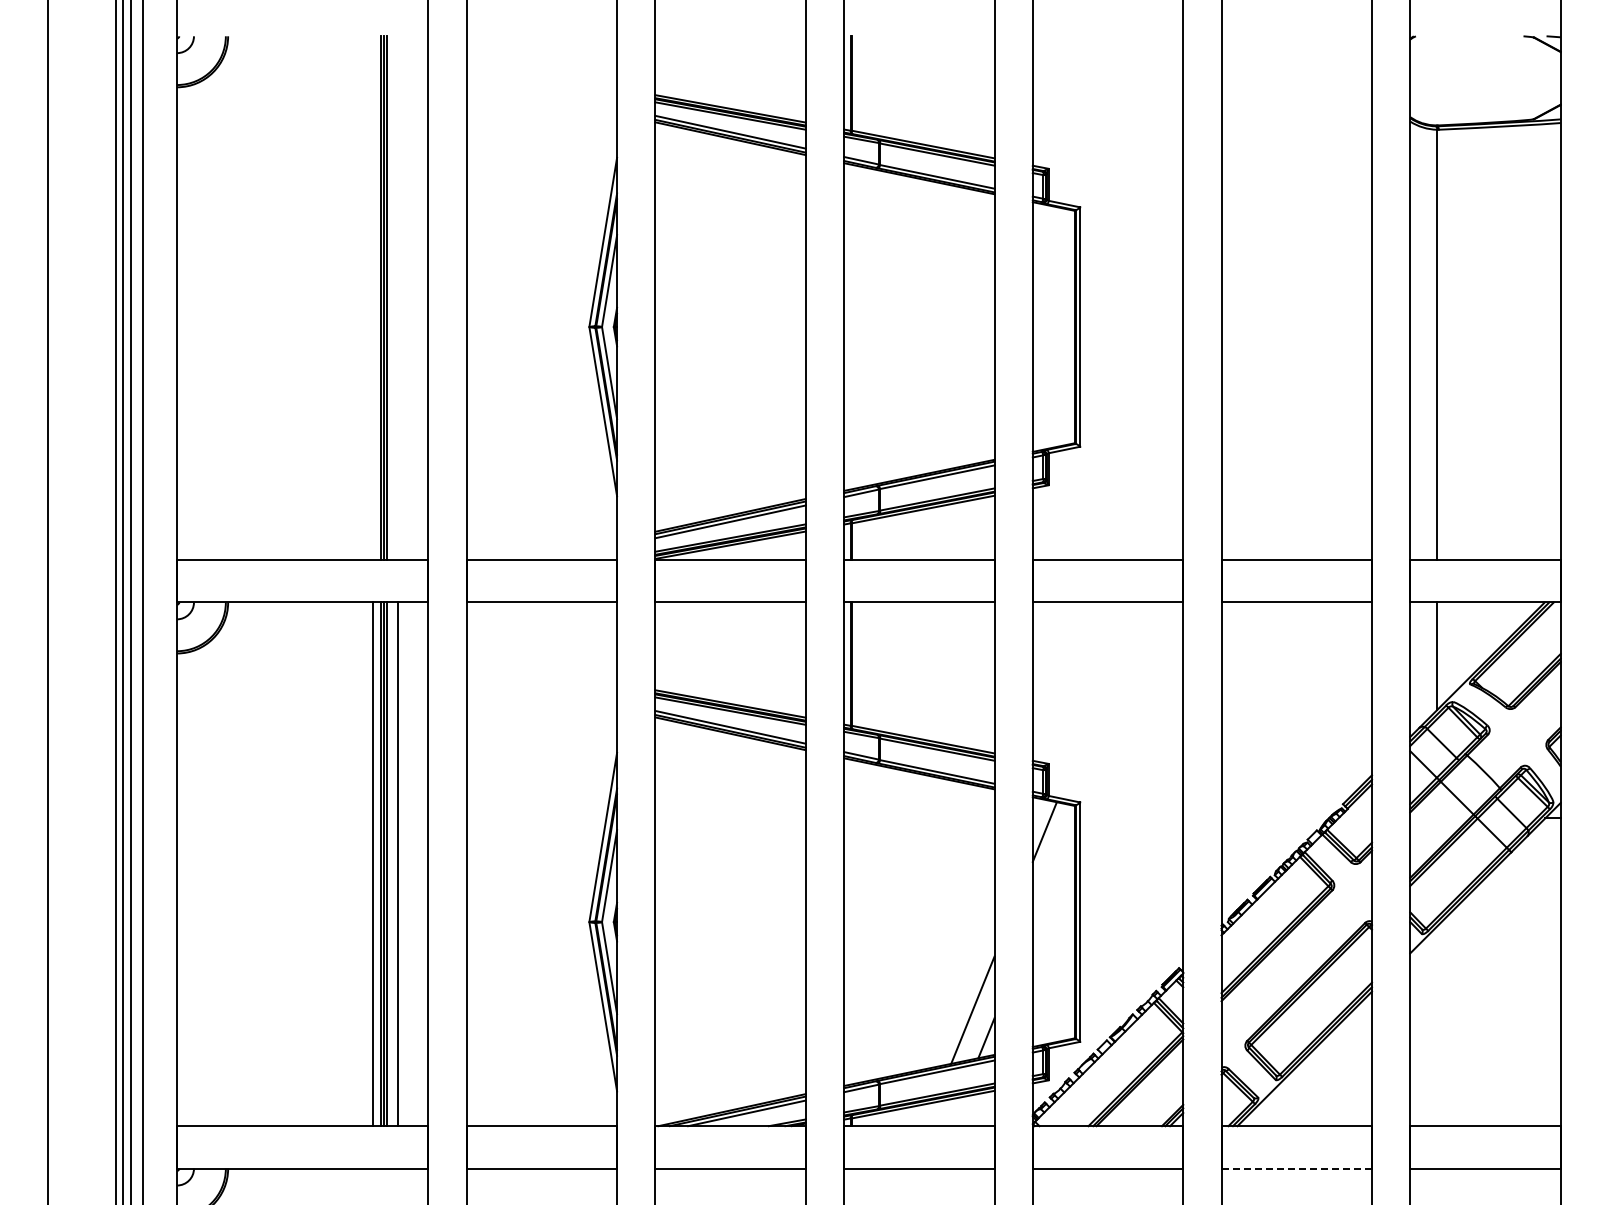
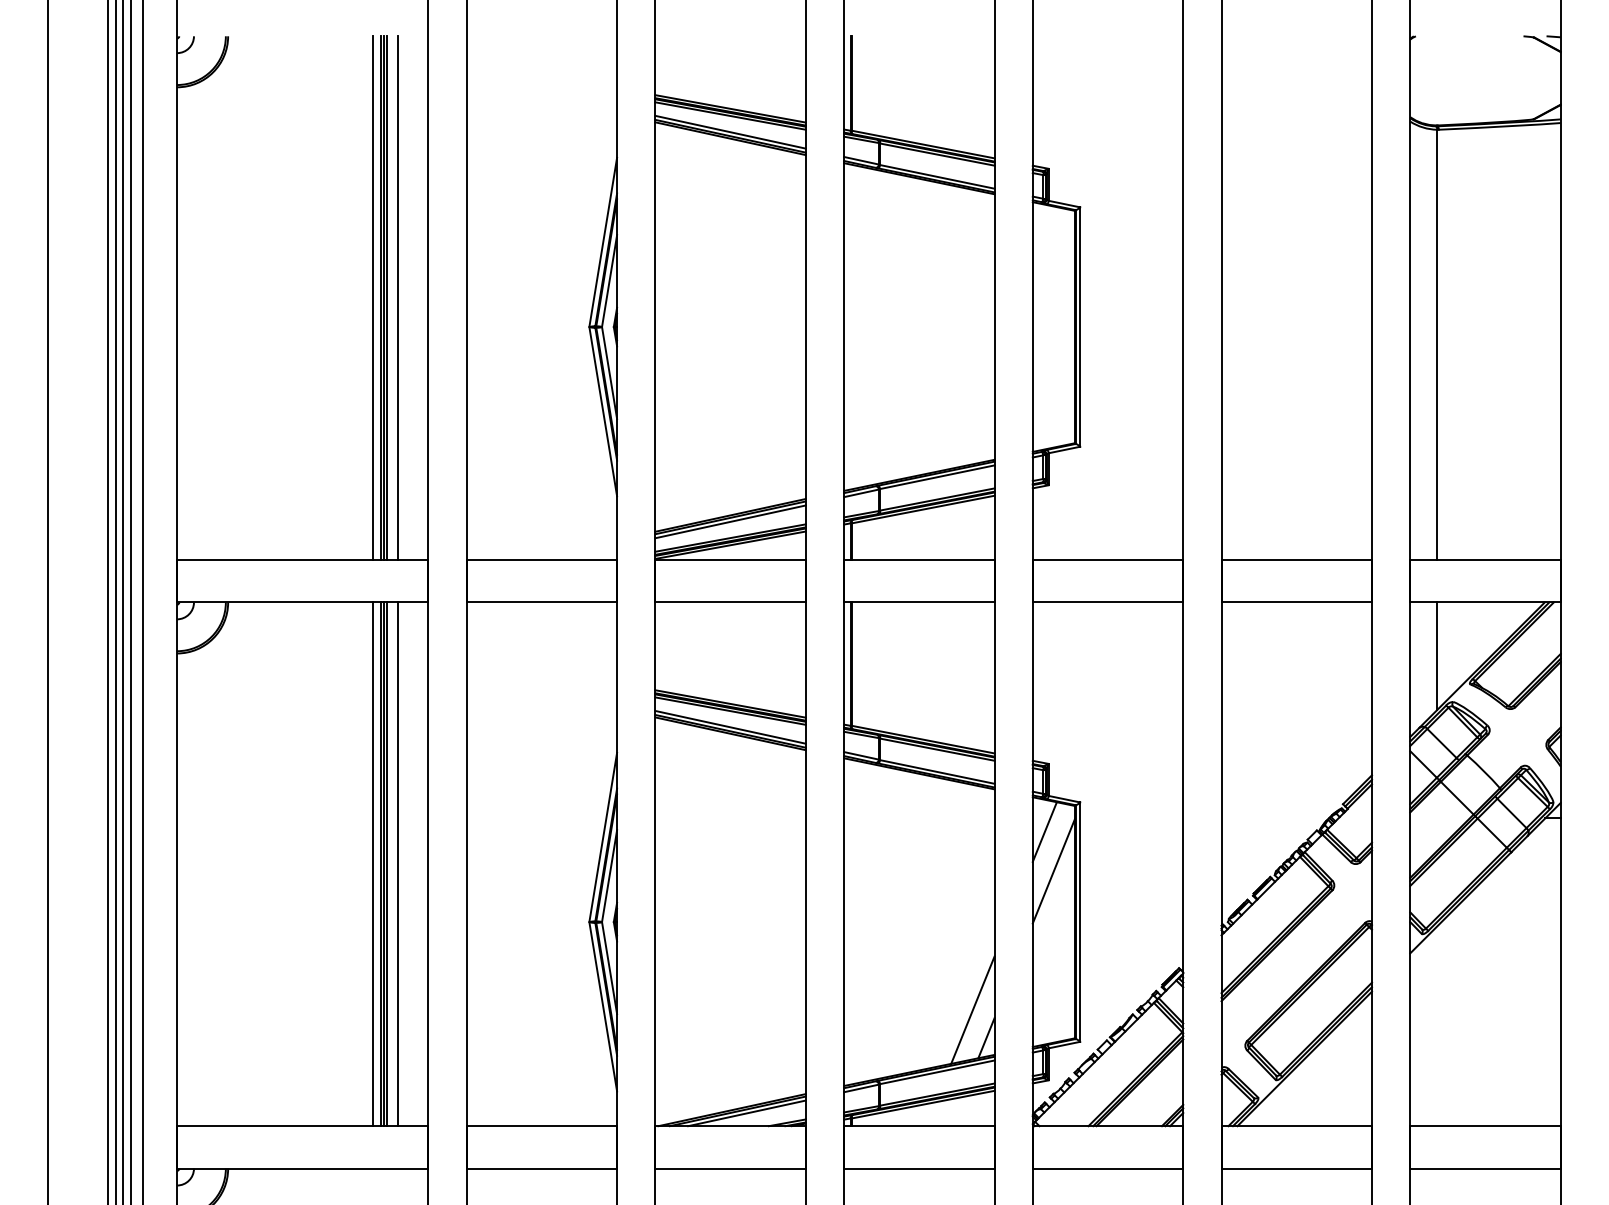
line: none -> present (372, 297)
line: none -> present (398, 297)
line: none -> present (107, 601)
line: none -> present (1053, 871)
line: dashed -> solid (1296, 1168)
